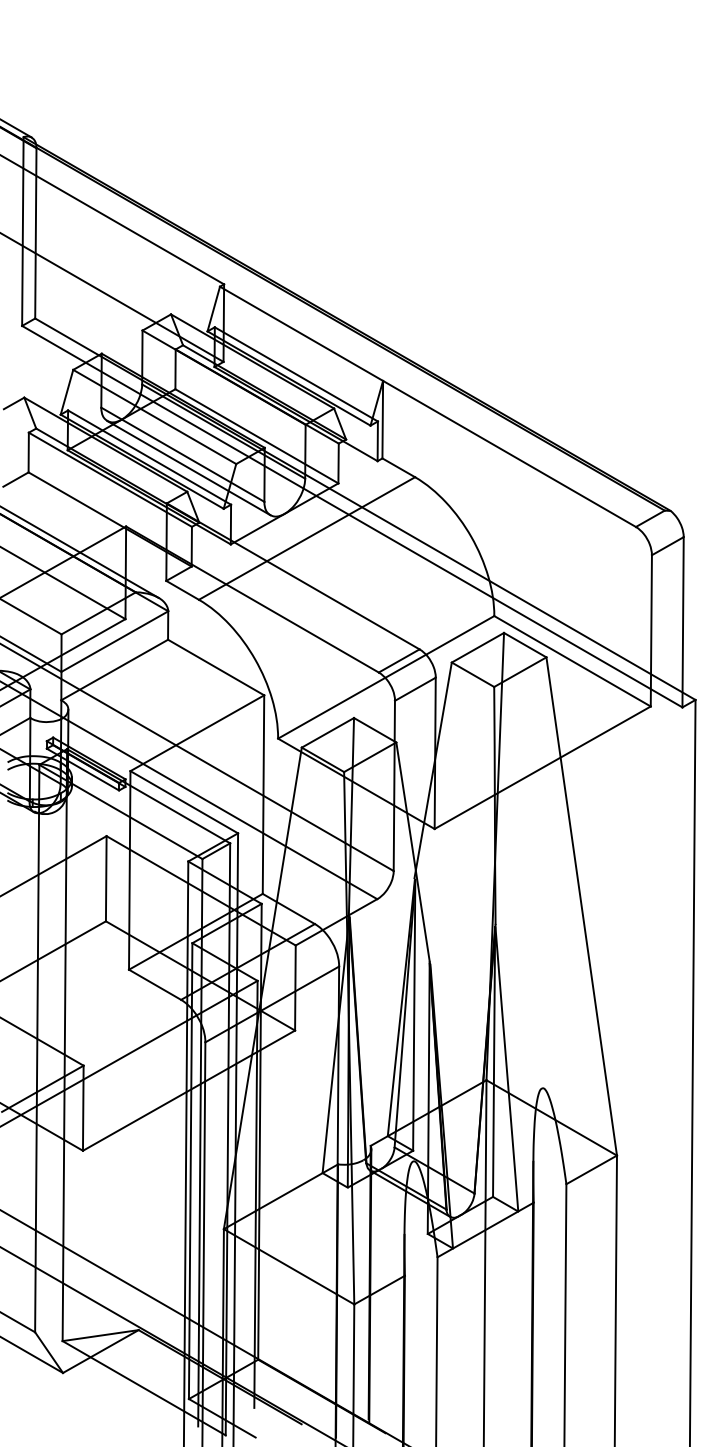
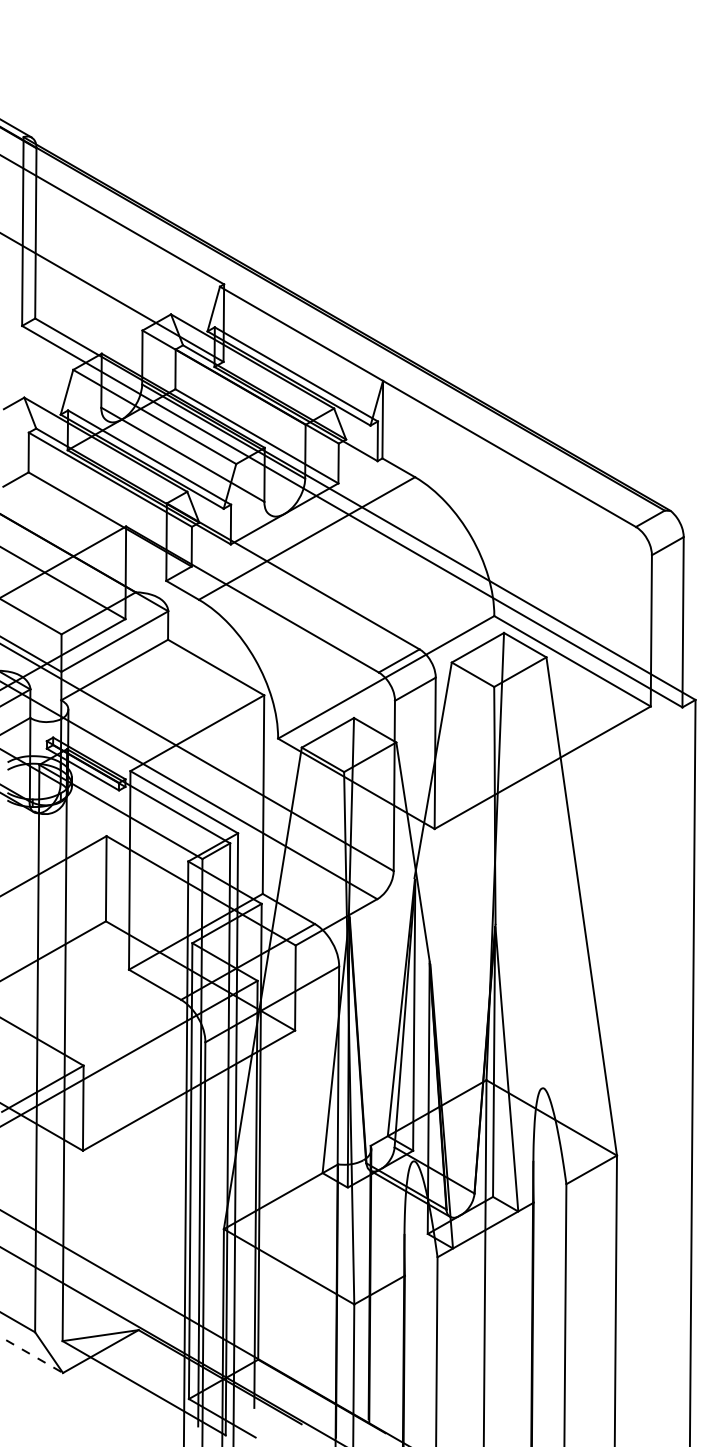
line: present -> none (188, 468)
line: present -> none (80, 552)
line: solid -> dashed (31, 1355)
